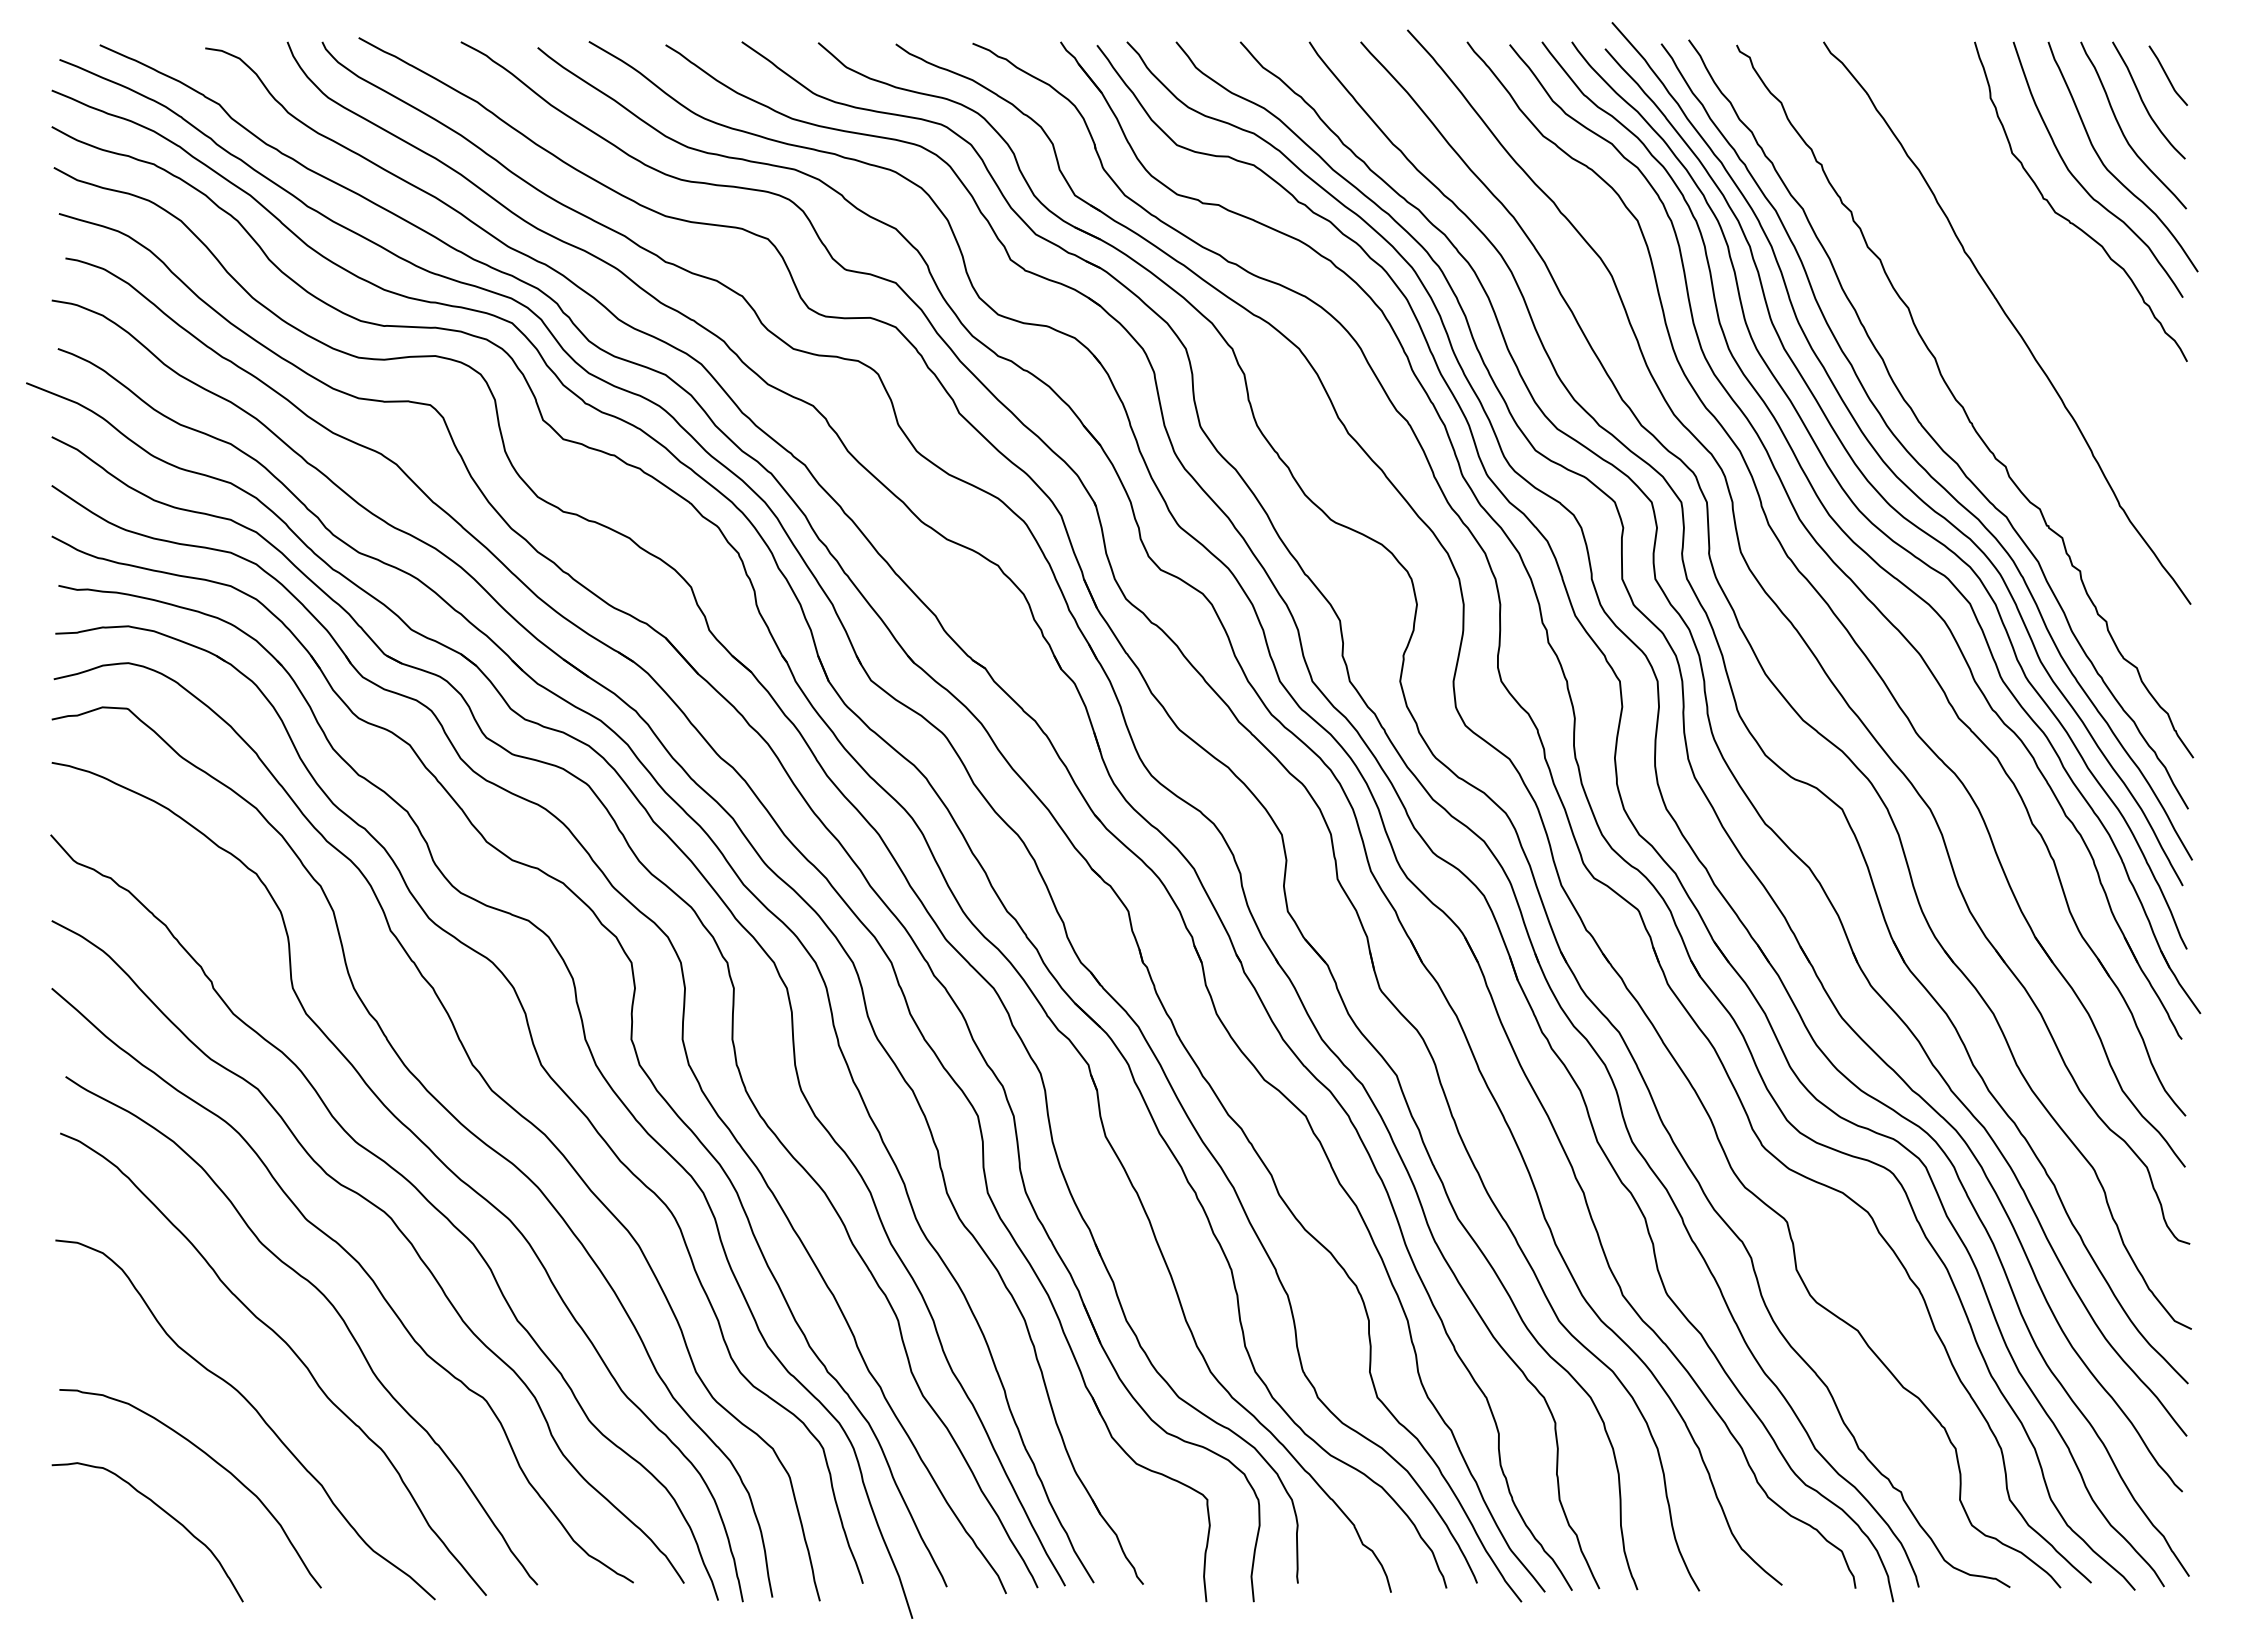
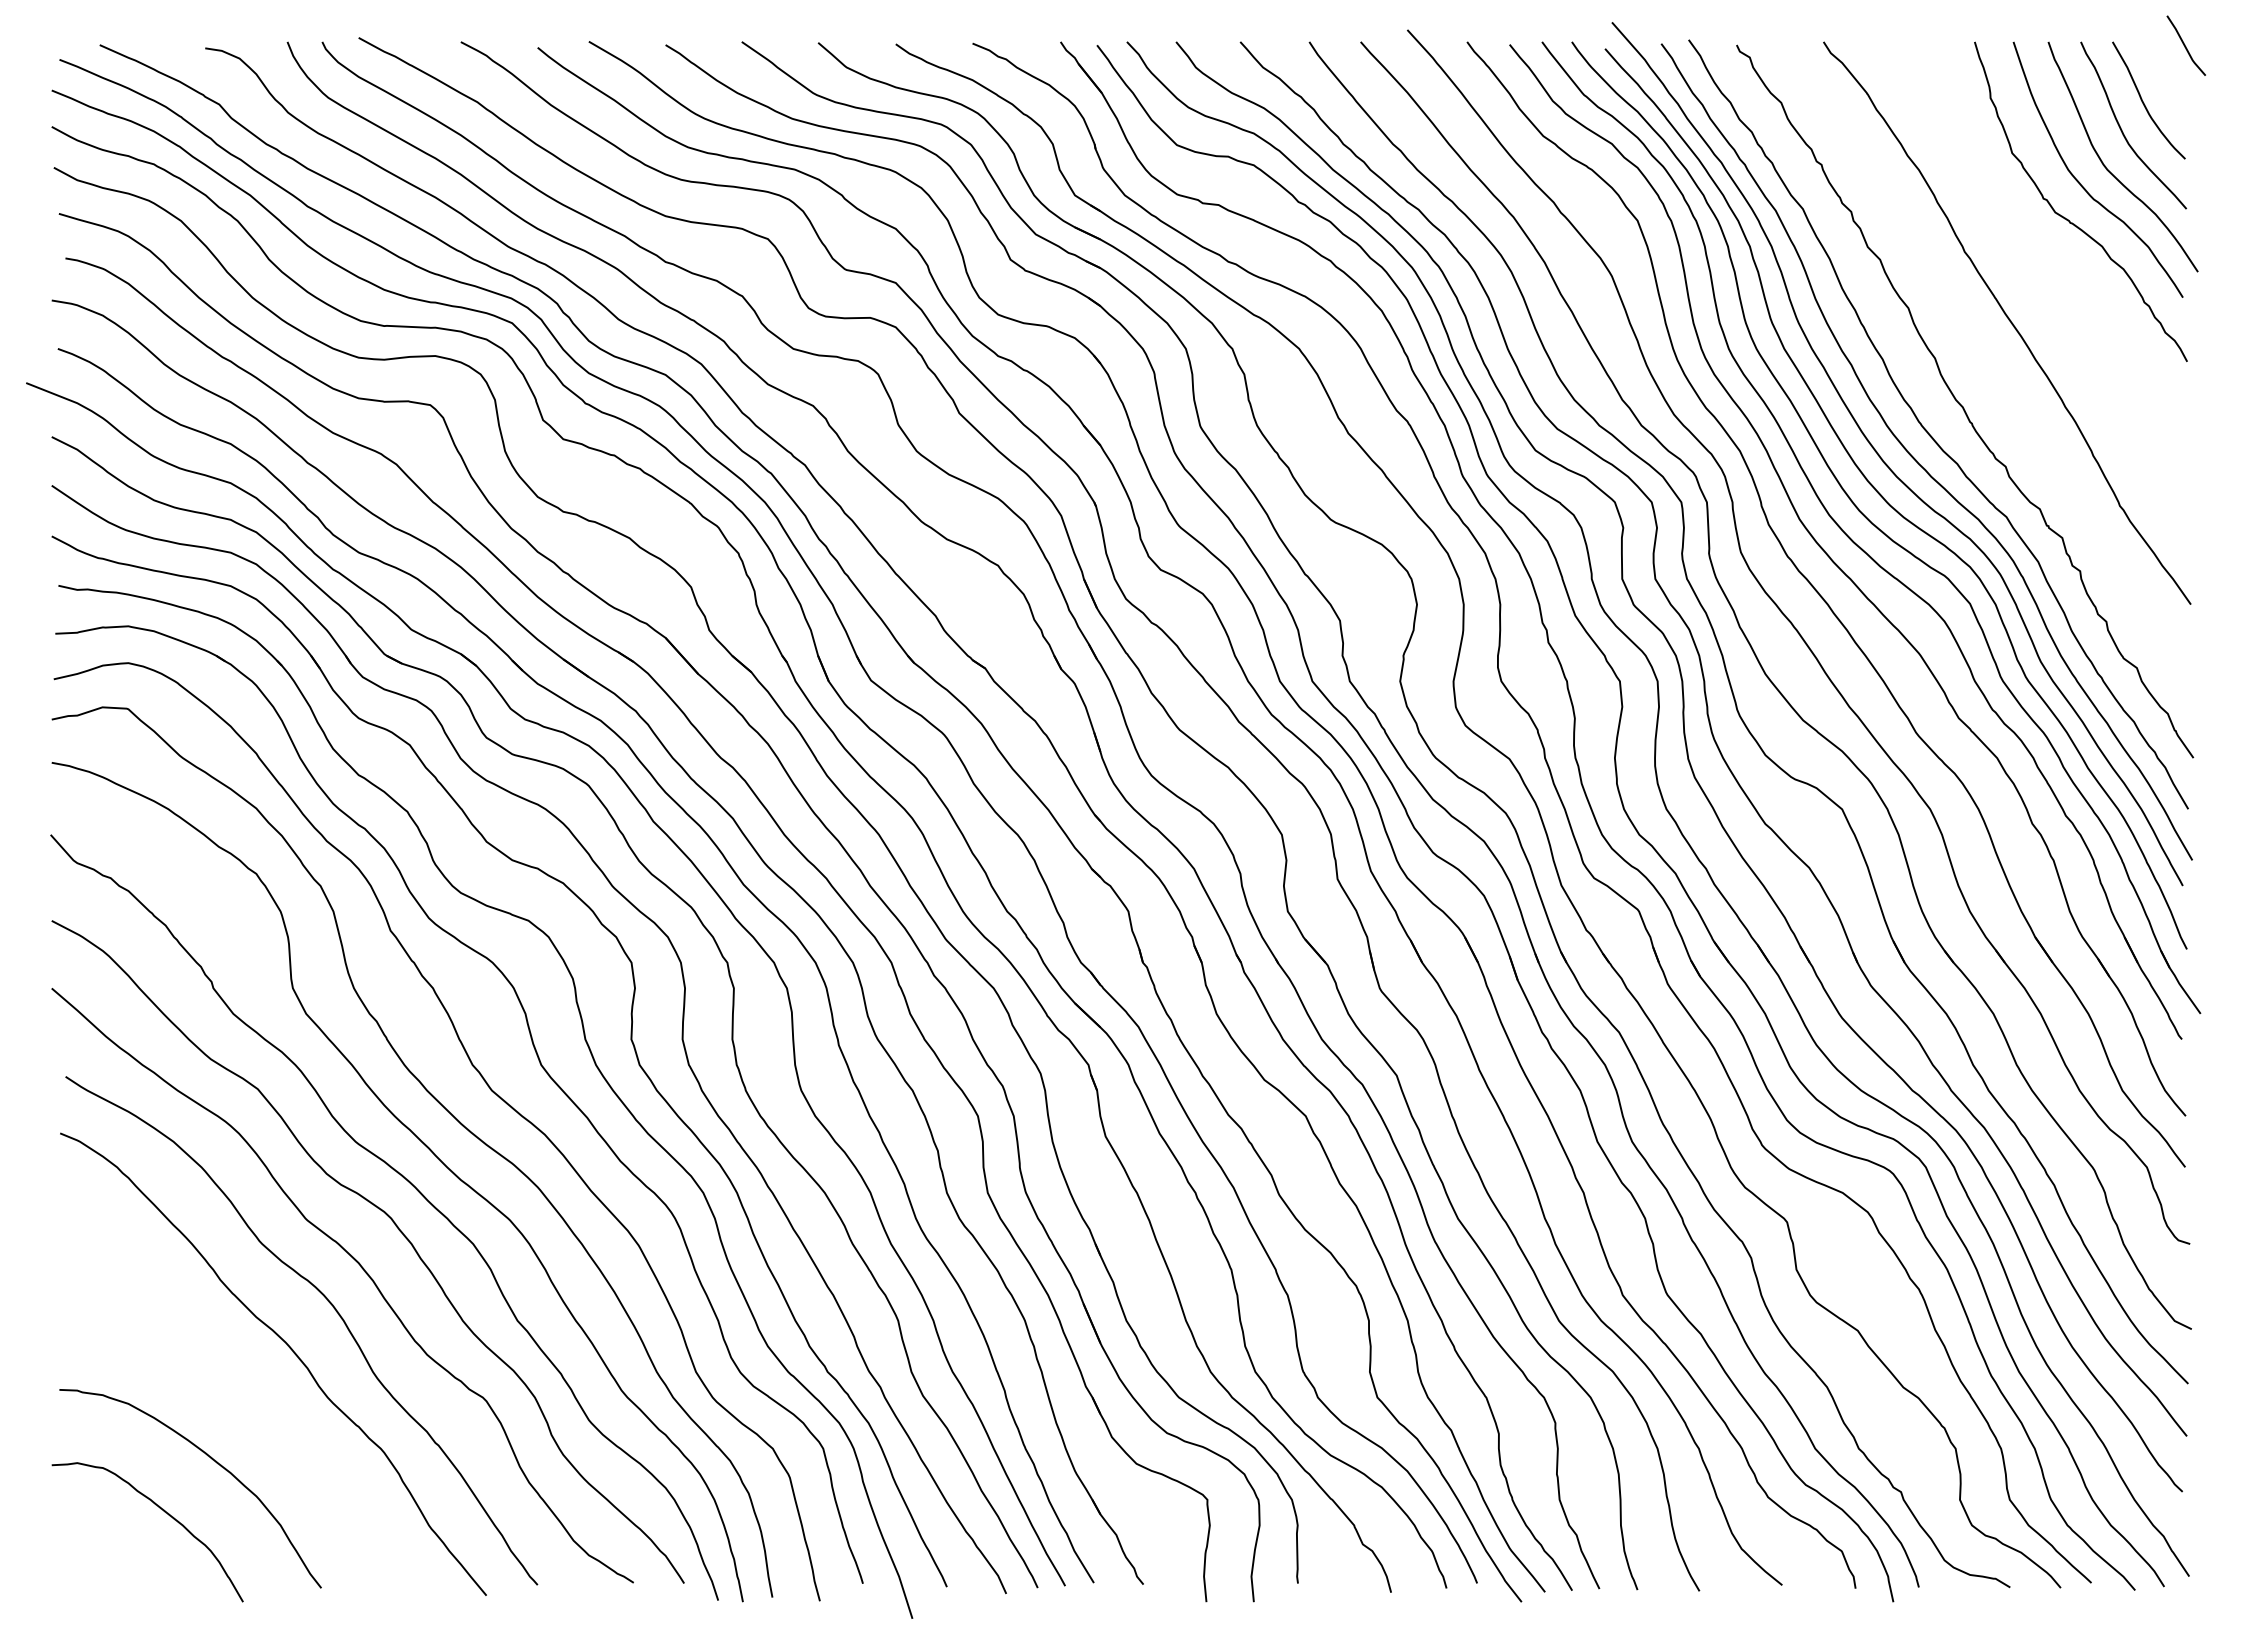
line position: (2167, 75) -> (2185, 45) (2185, 45)
curve: present -> none (256, 1412)
